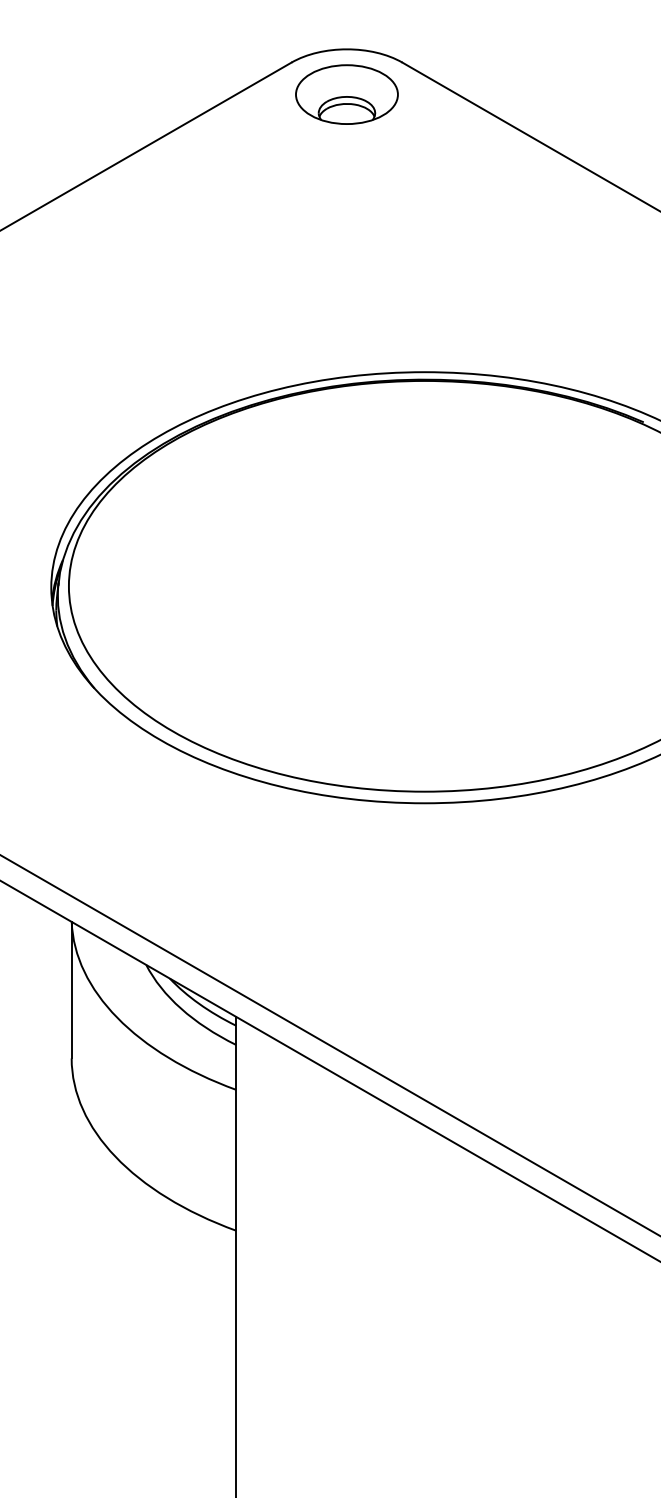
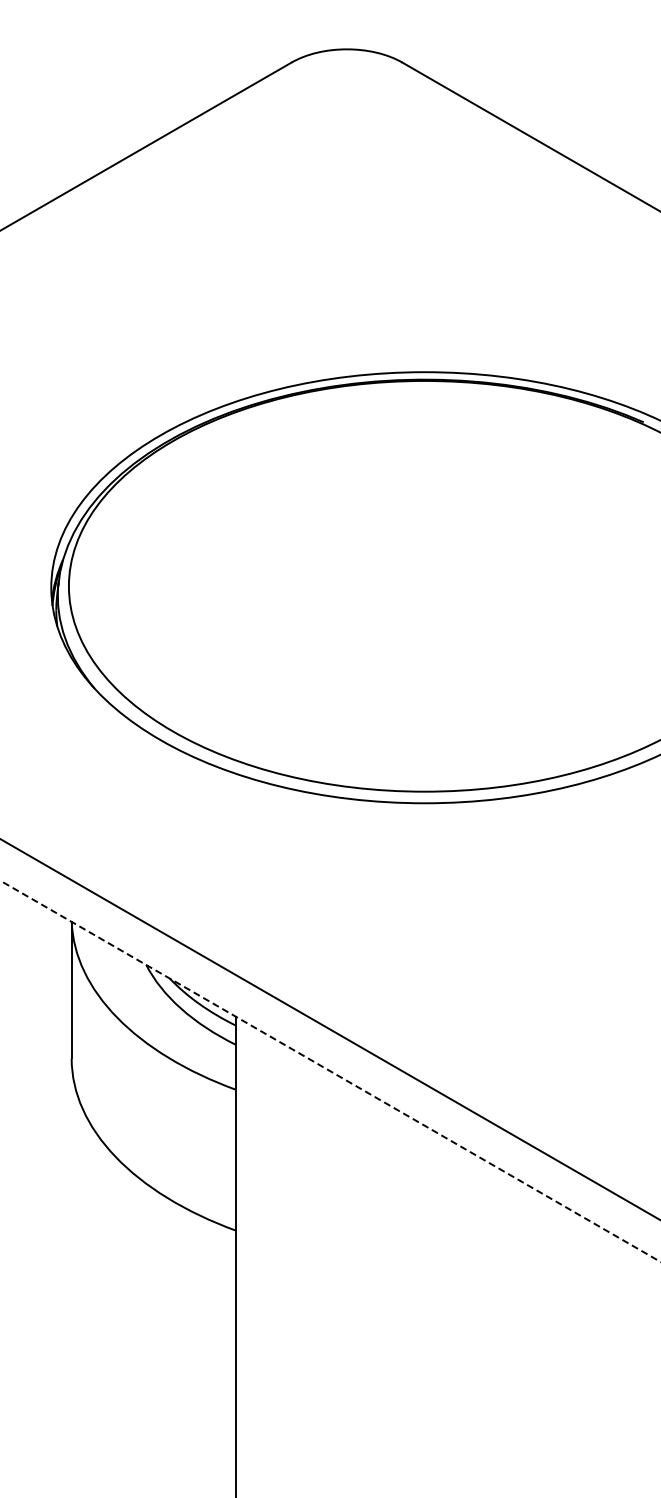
part: present -> none (346, 94)
line position: (329, 1045) -> (329, 1029) (329, 1029)
line: solid -> dashed (330, 1071)
